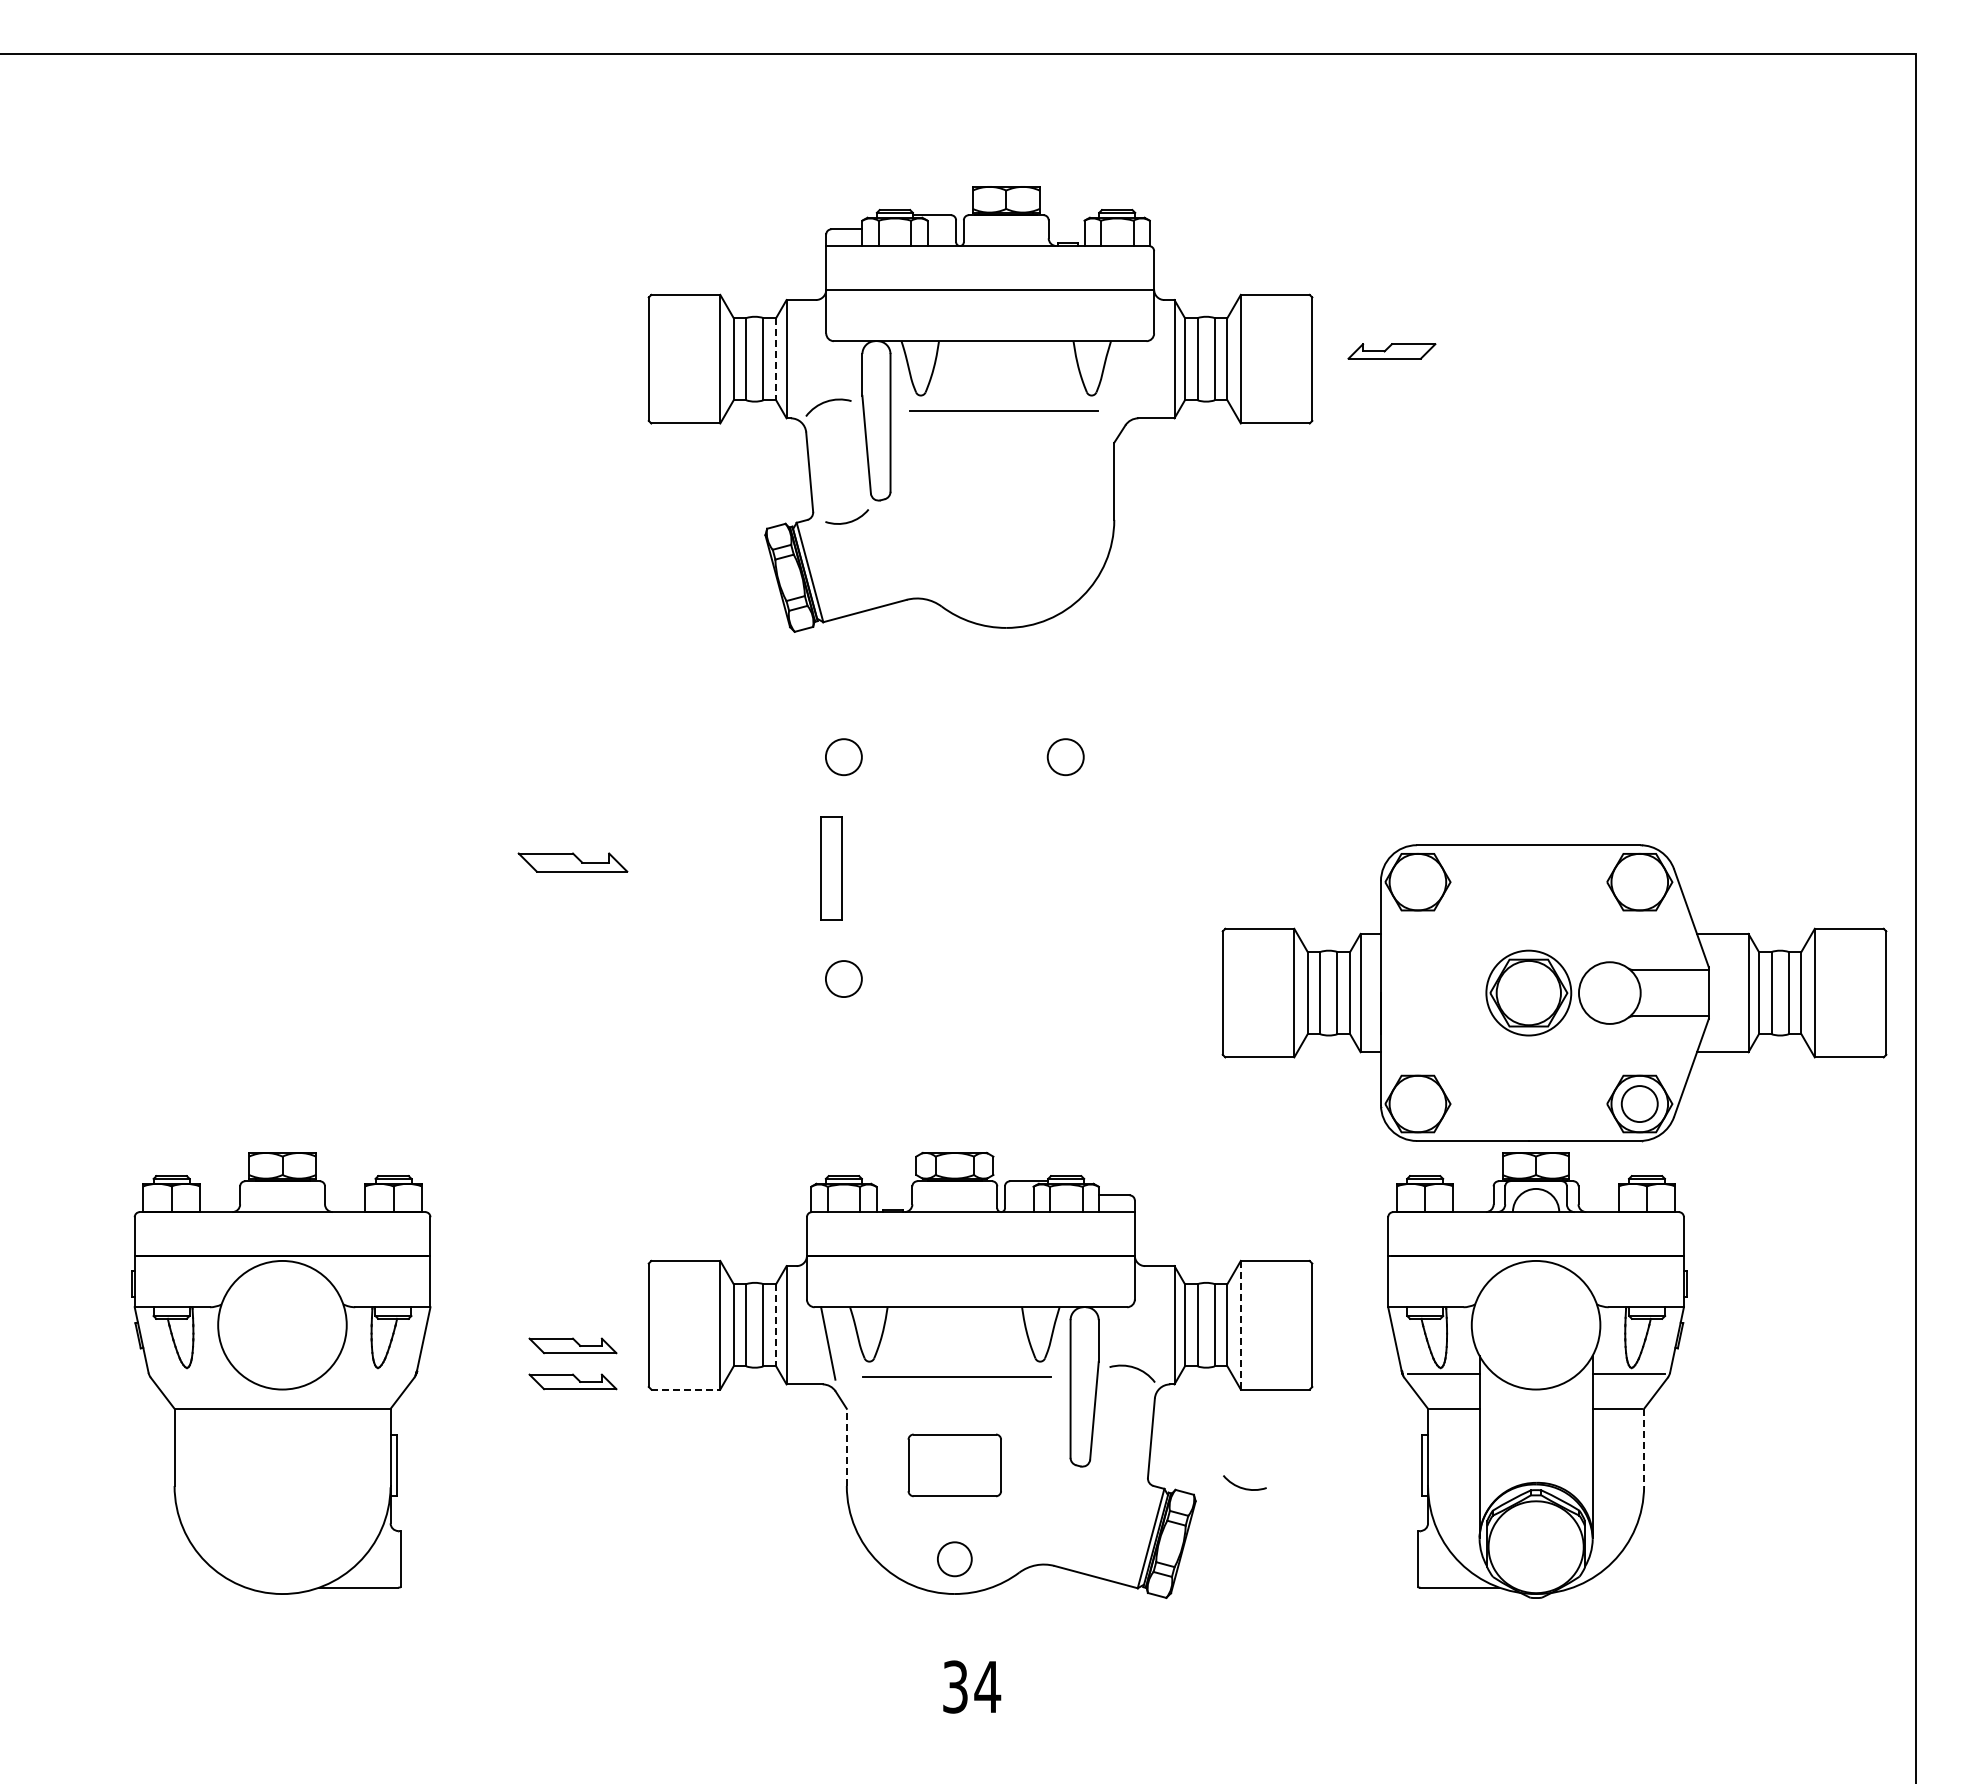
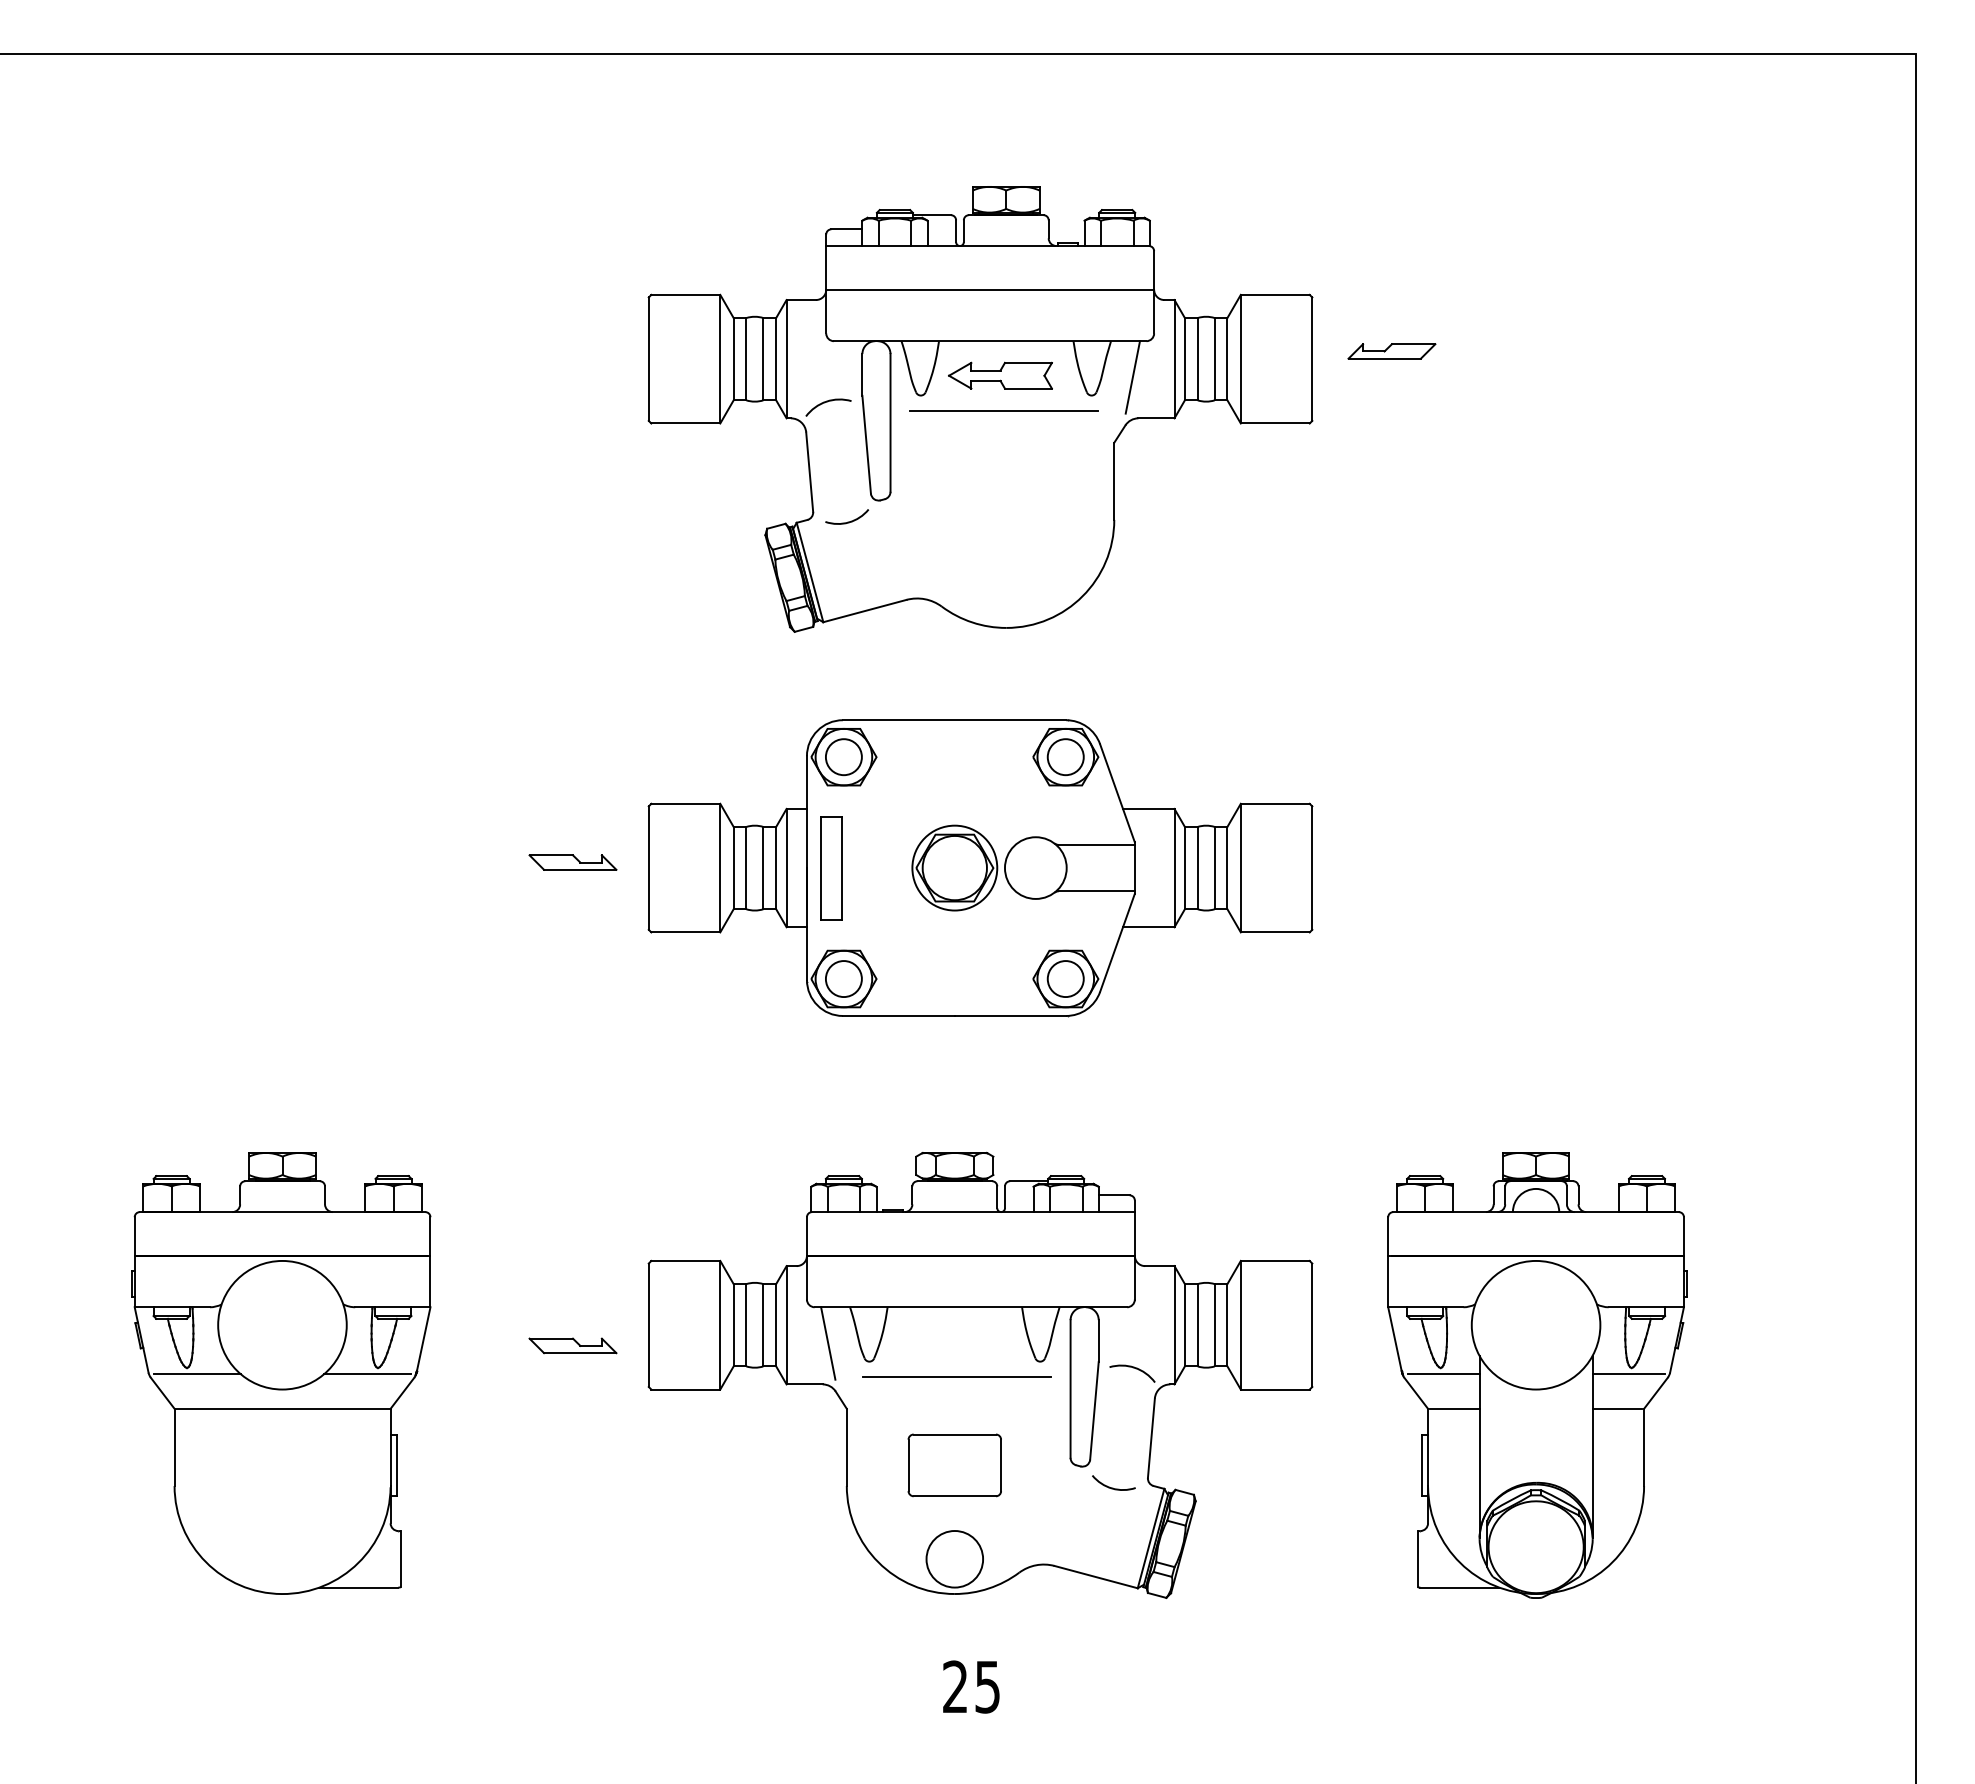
line: dashed -> solid (776, 359)
part: none -> present (1000, 375)
line: none -> present (1132, 377)
part size: 112x21 px -> 90x17 px (572, 862)
part position: (1554, 993) -> (980, 868) (980, 868)
line: dashed -> solid (776, 1325)
line: dashed -> solid (1240, 1325)
line: none -> present (197, 1374)
line: none -> present (367, 1374)
part: present -> none (572, 1381)
line: dashed -> solid (686, 1389)
line: dashed -> solid (846, 1447)
line: dashed -> solid (1644, 1447)
arc position: (1244, 1487) -> (1113, 1487) (1113, 1487)
circle diameter: 34 px -> 57 px (954, 1559)
text: 34 -> 25 (972, 1686)
